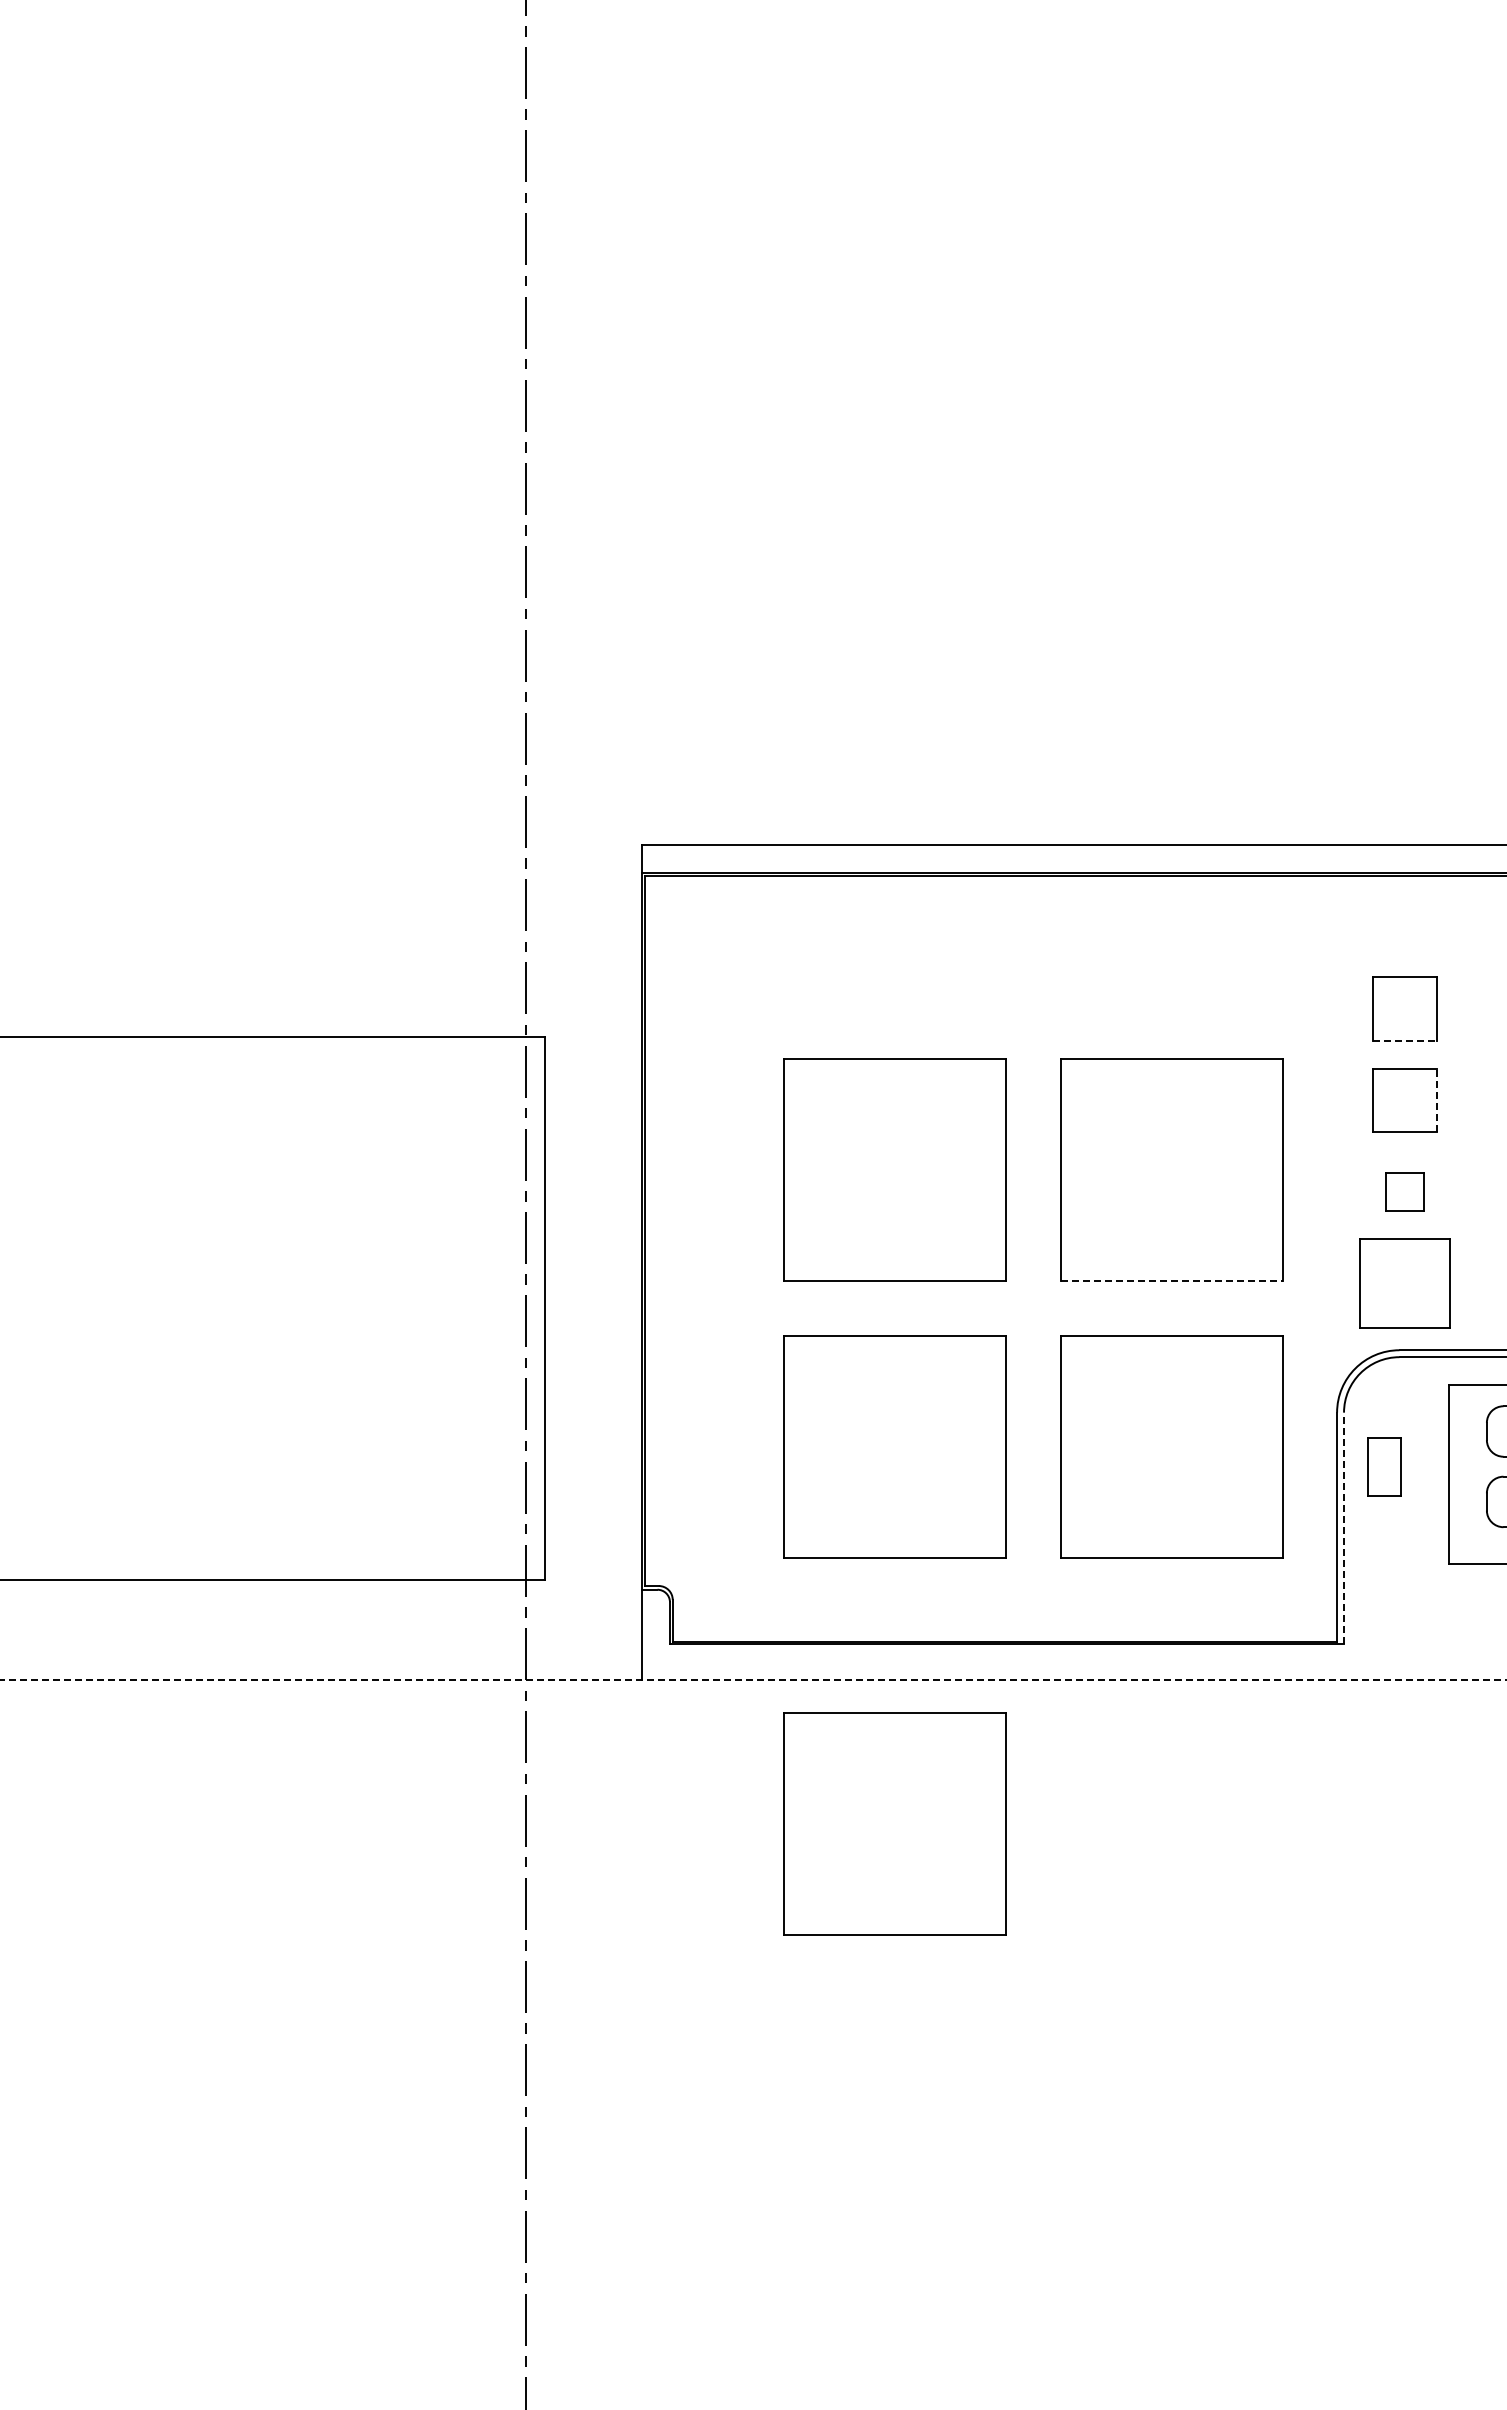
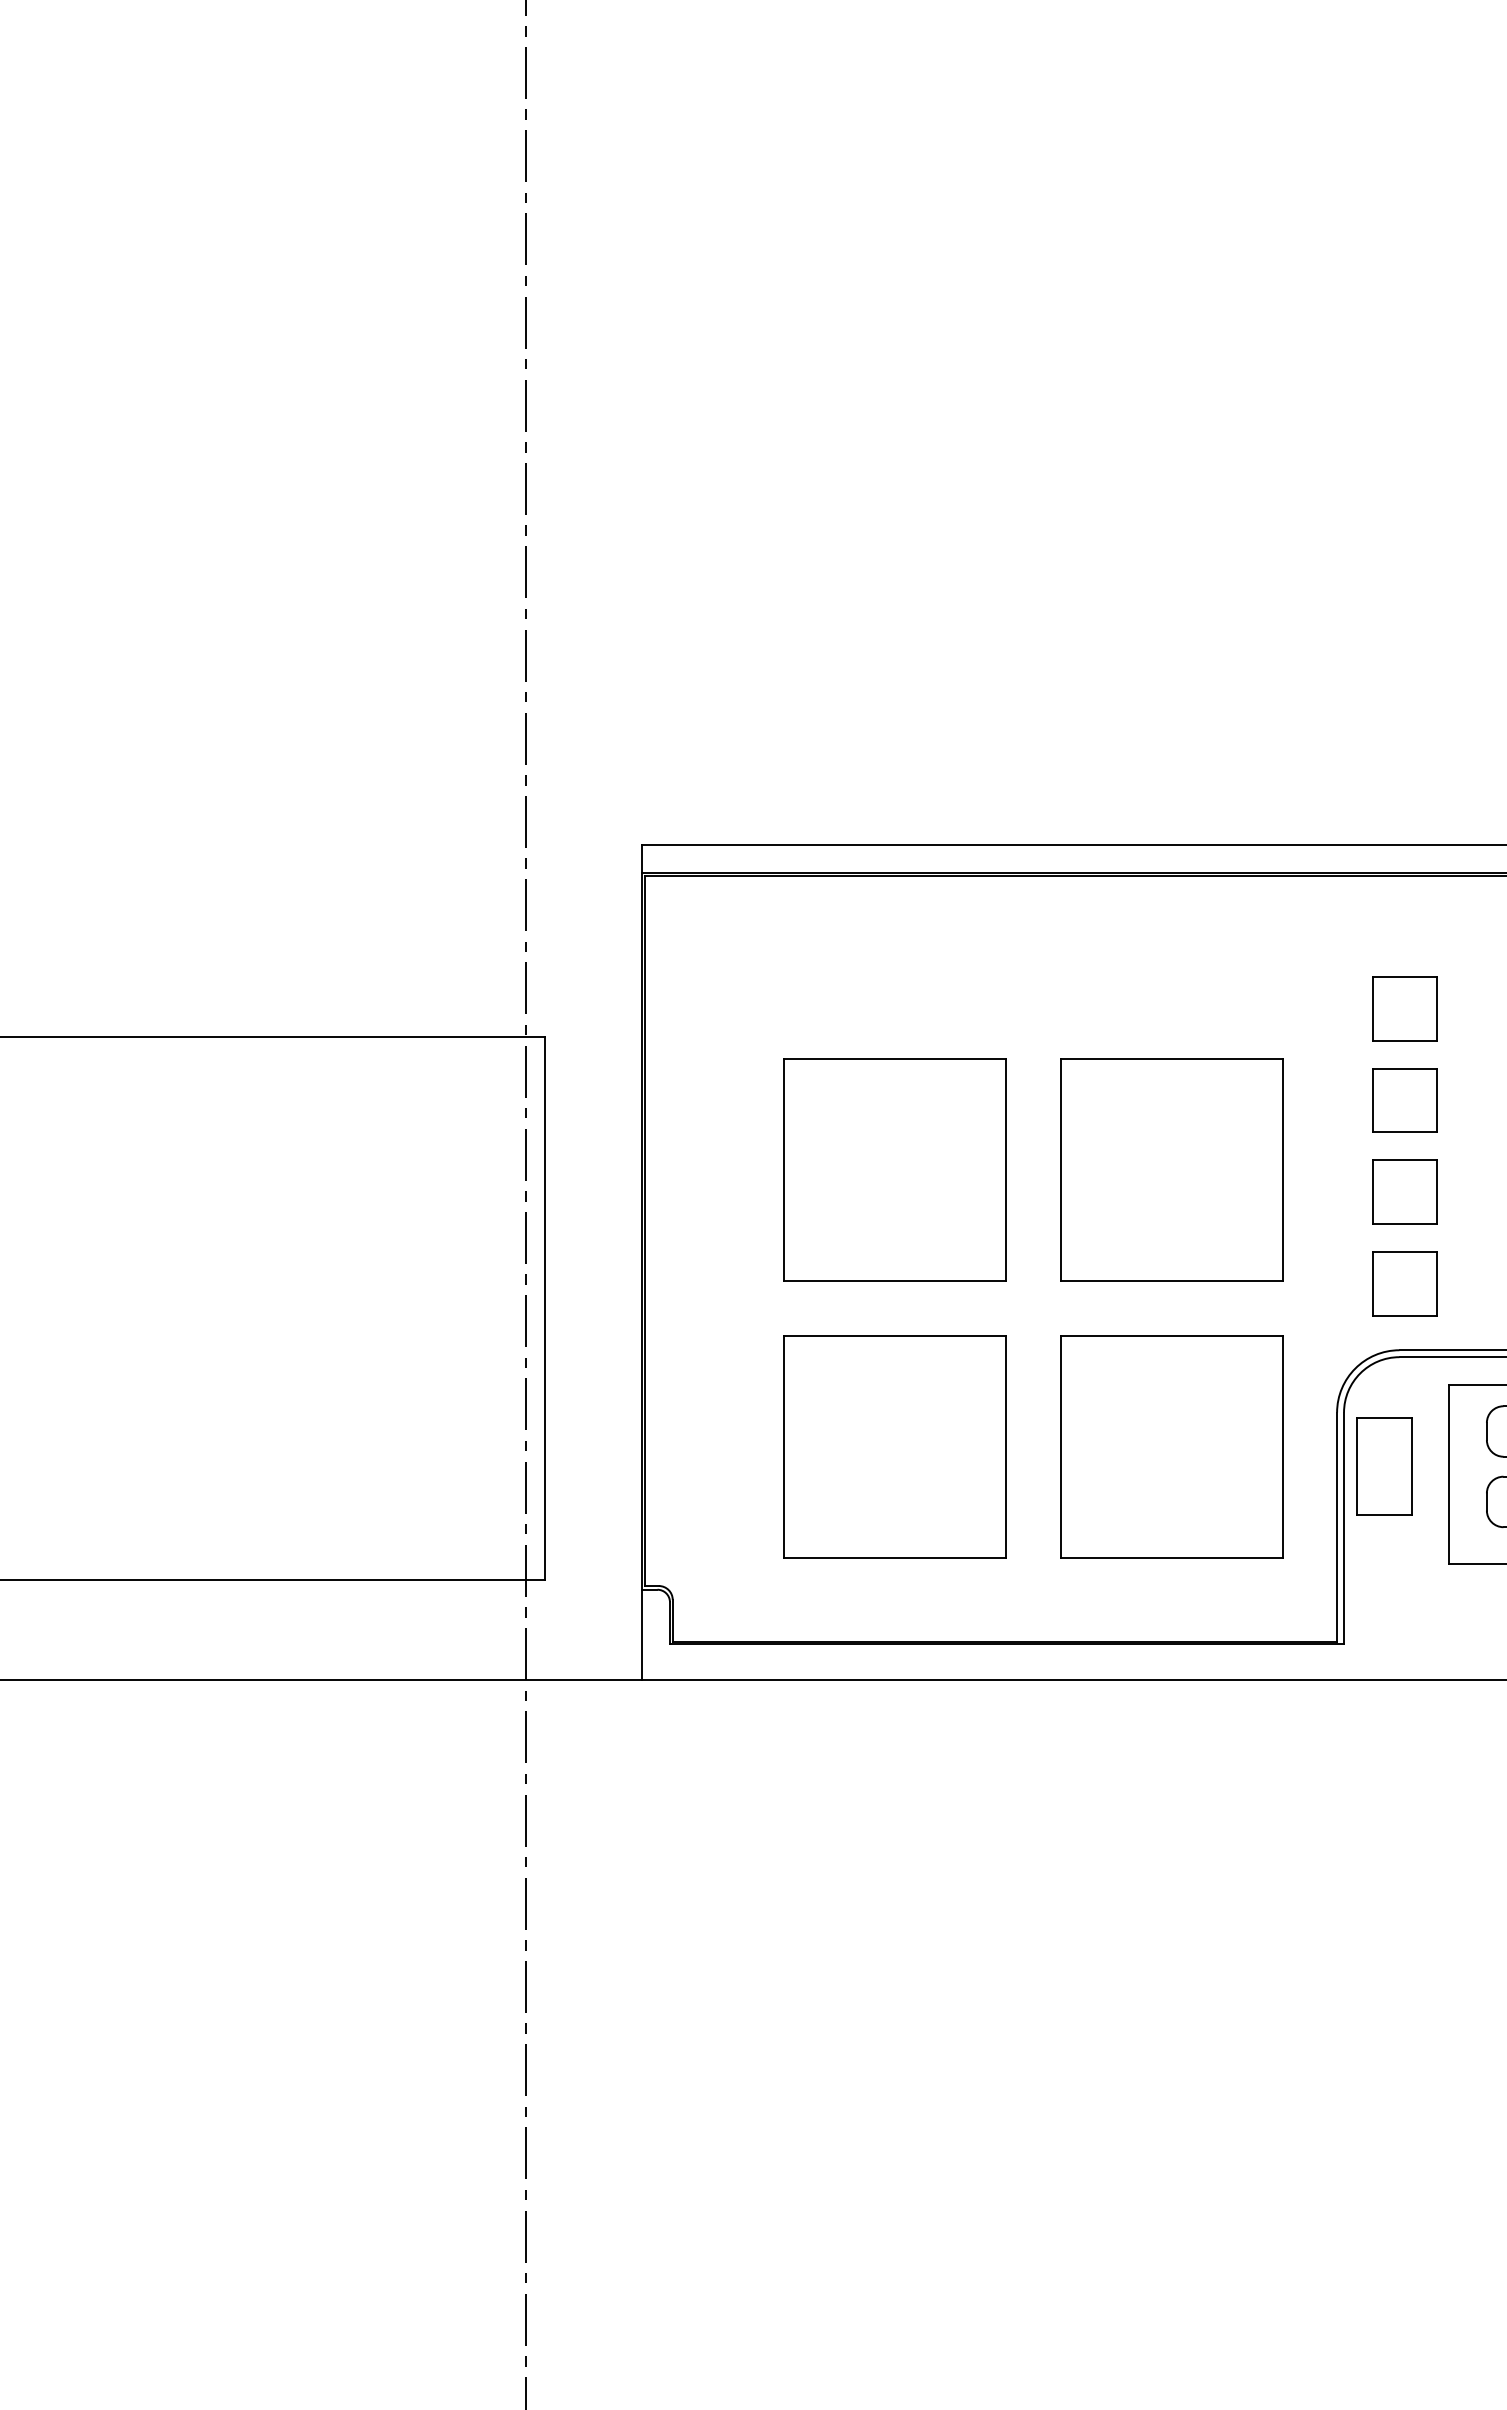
line: dashed -> solid (1405, 1040)
line: dashed -> solid (1436, 1100)
part size: 40x40 px -> 66x66 px (1404, 1191)
line: dashed -> solid (1172, 1280)
part size: 92x91 px -> 66x66 px (1404, 1283)
part size: 35x60 px -> 57x99 px (1384, 1466)
line: dashed -> solid (1344, 1528)
line: dashed -> solid (753, 1680)
part: present -> none (894, 1823)
